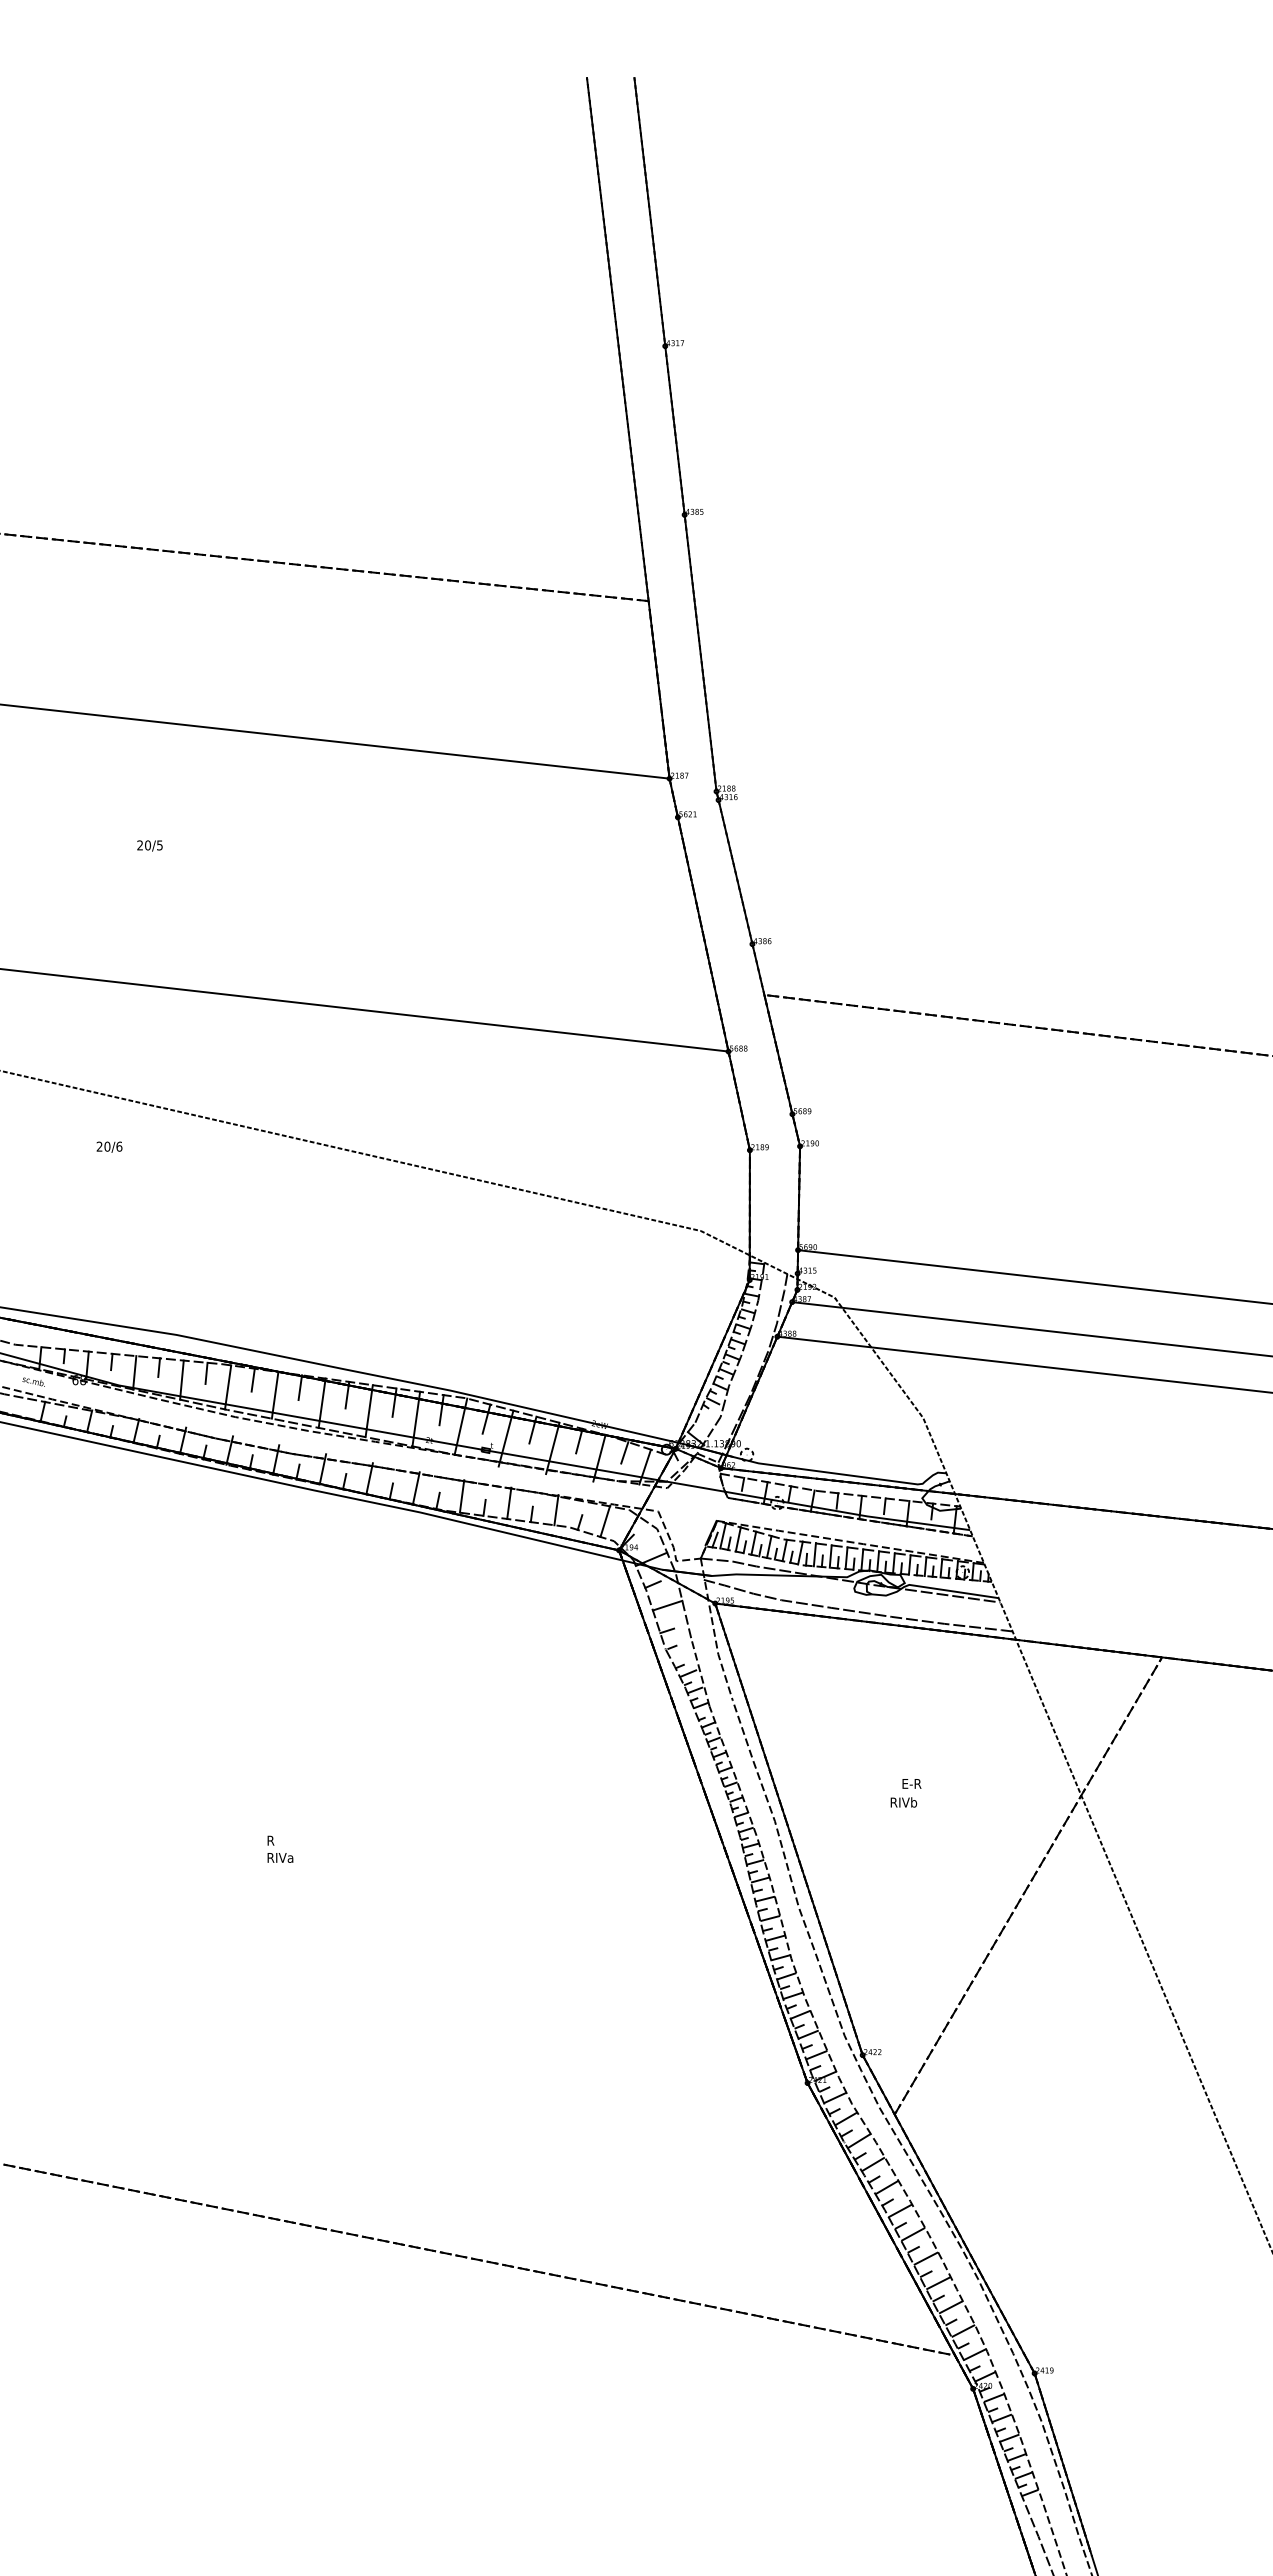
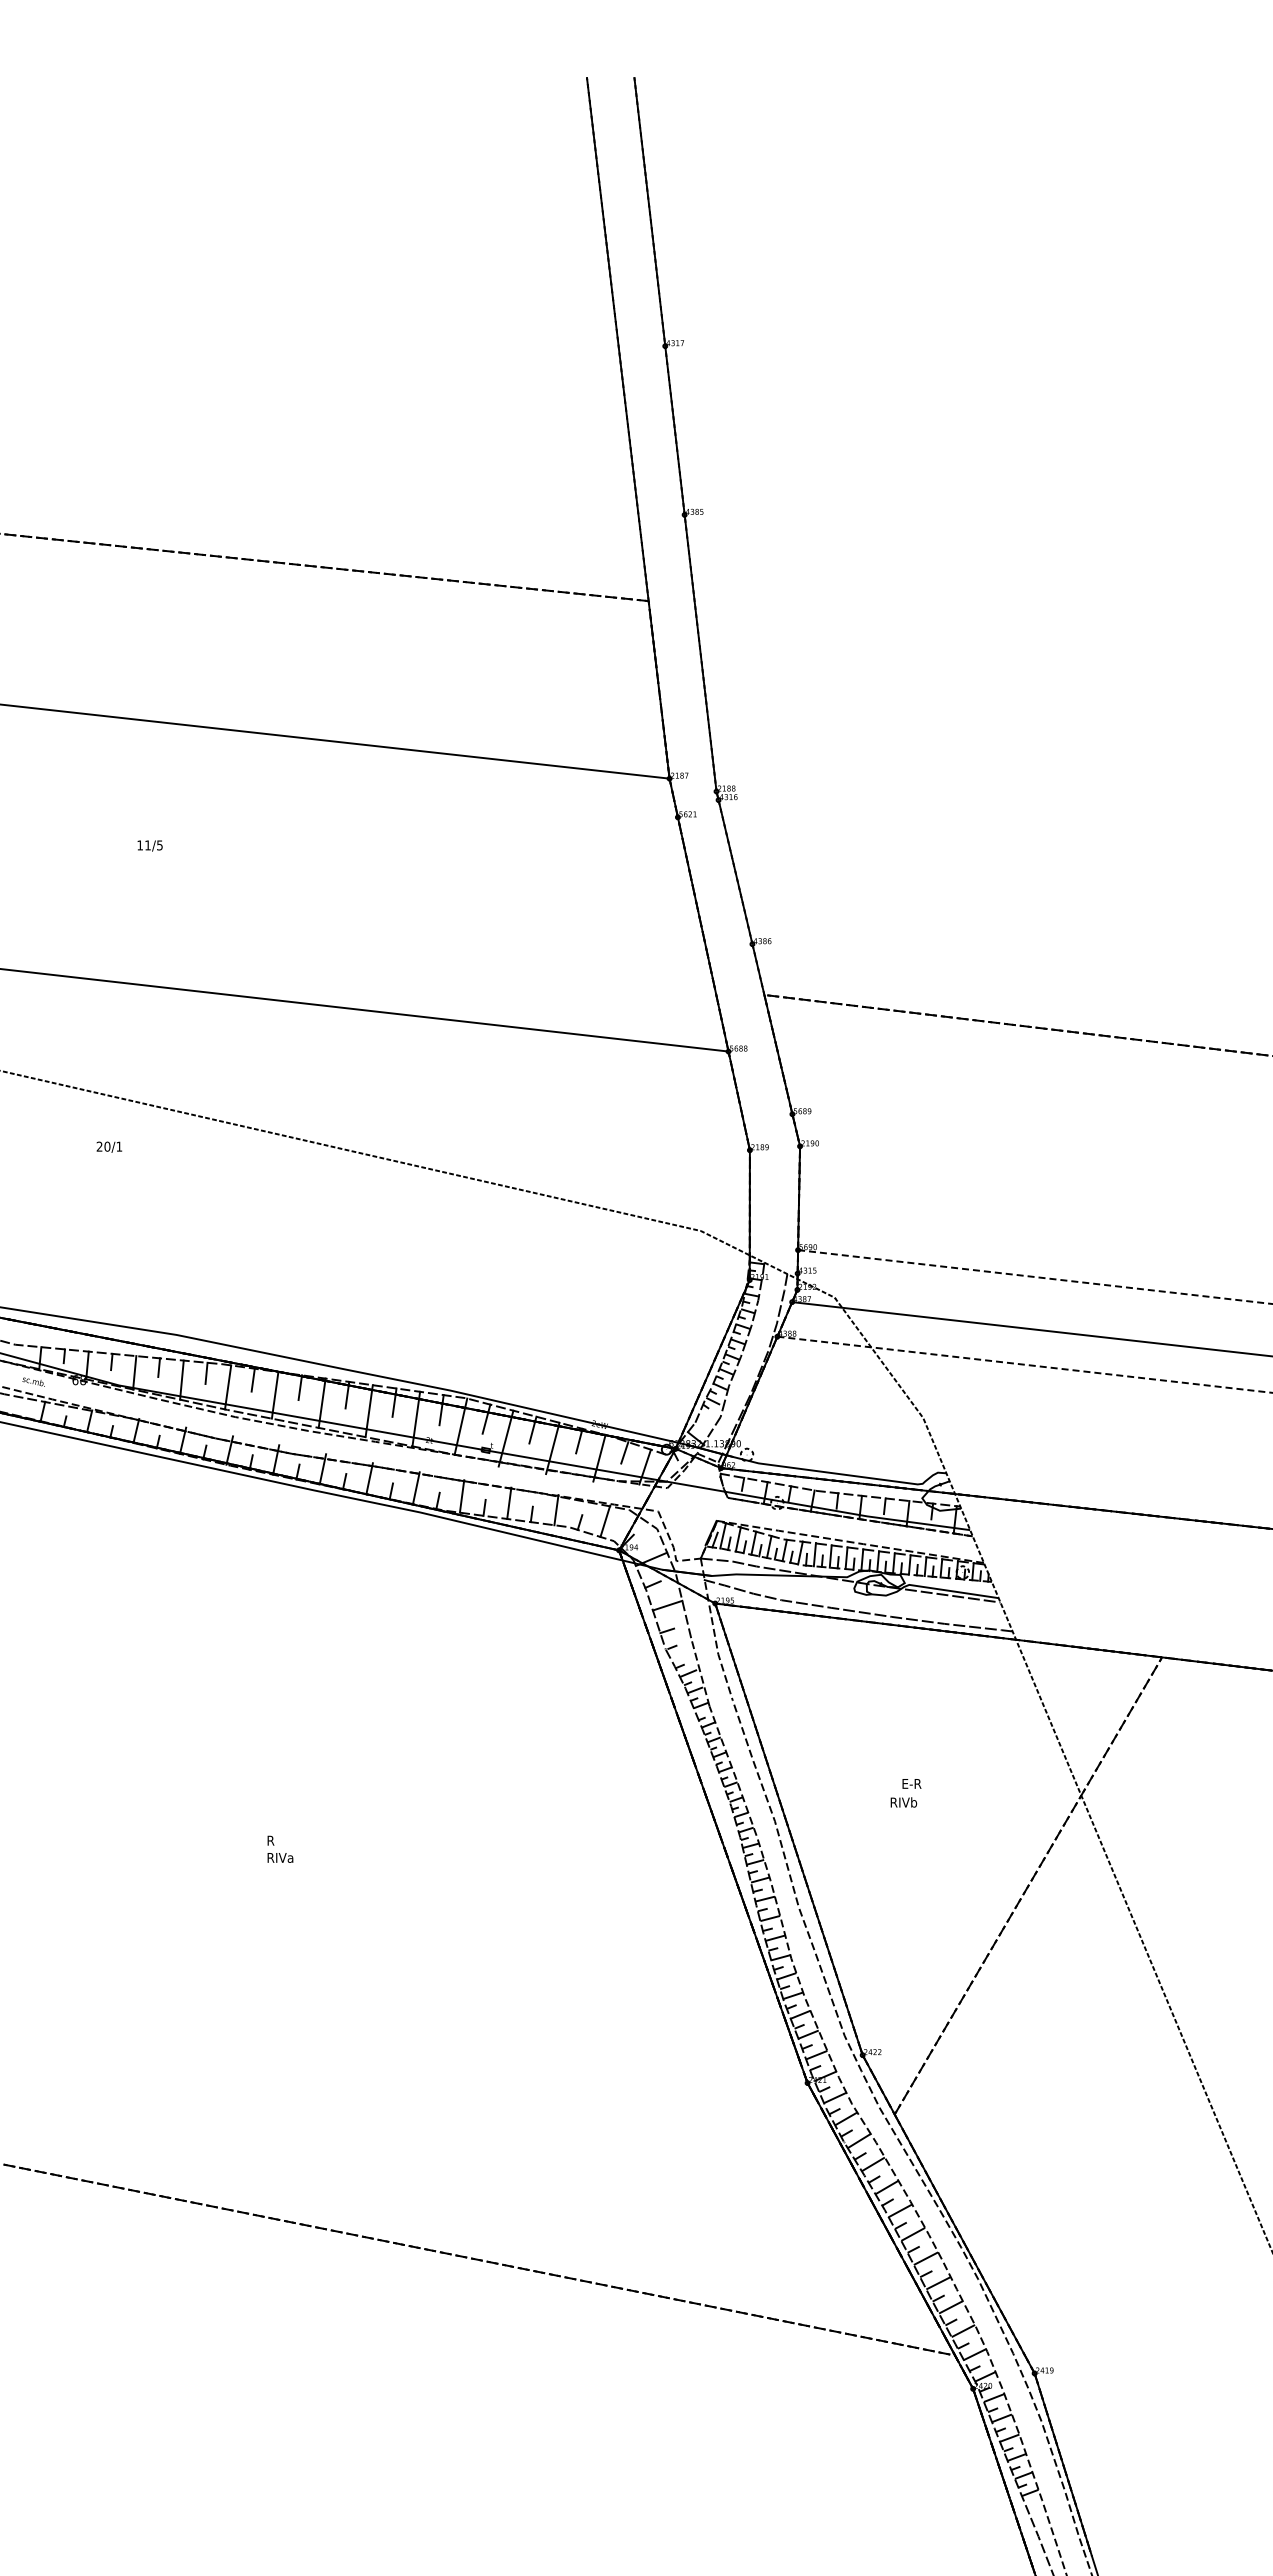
text: 20/5 -> 11/5 (144, 845)
text: 20/6 -> 20/1 (119, 1146)
line: solid -> dashed (1035, 1277)
line: solid -> dashed (1024, 1364)
